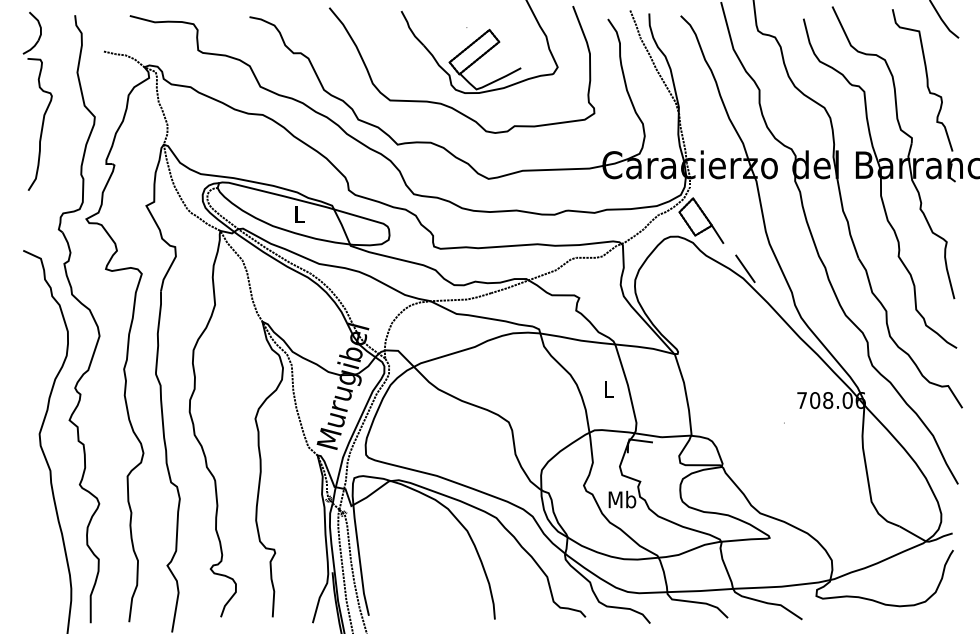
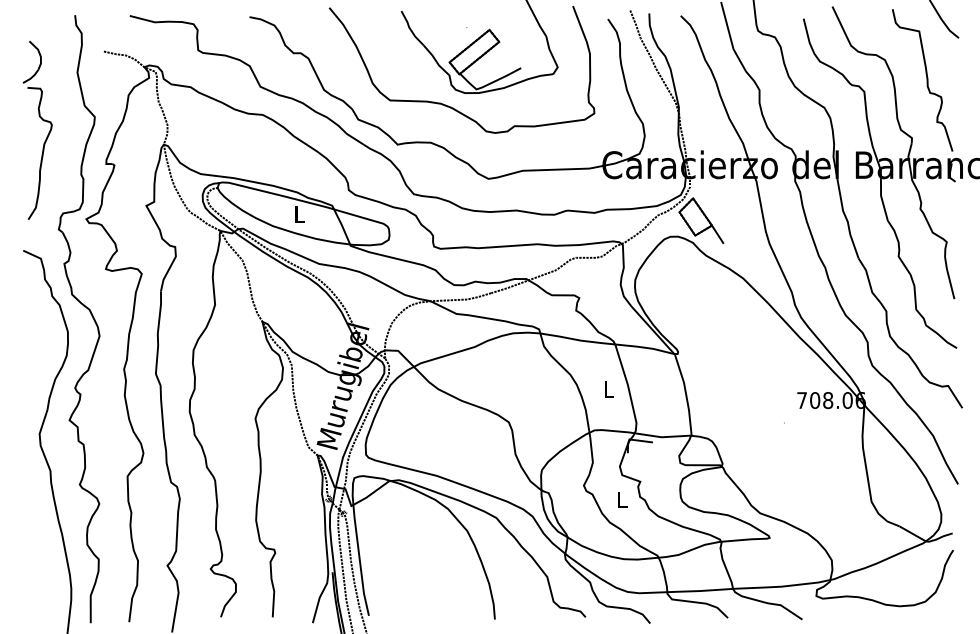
part position: (43, 92) -> (43, 121) (43, 121)
line: present -> none (745, 268)
text: Mb -> L (622, 499)
